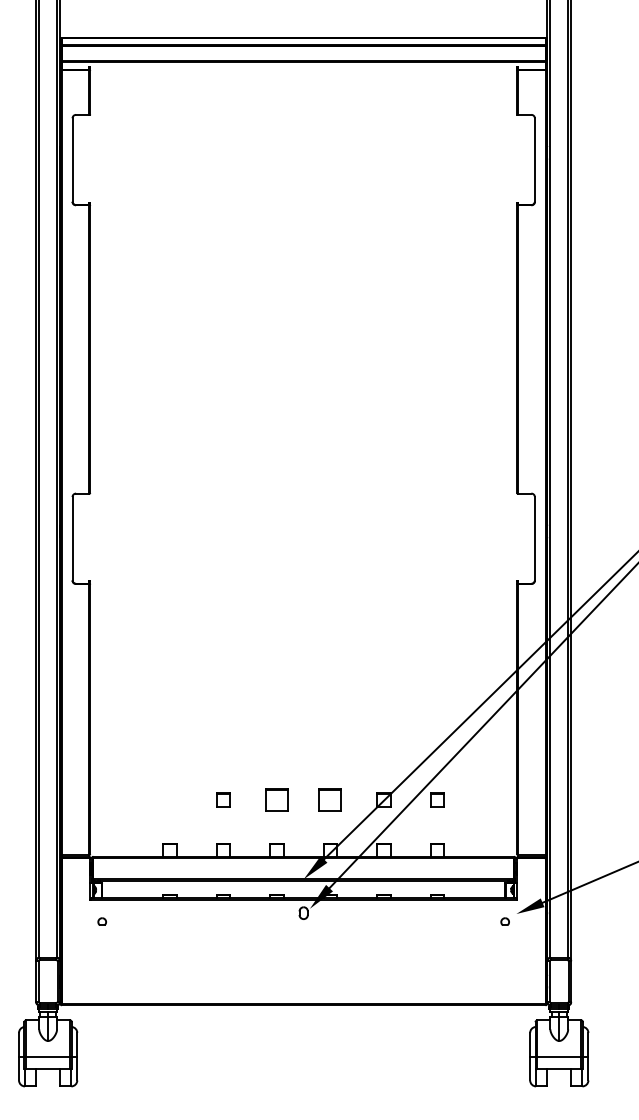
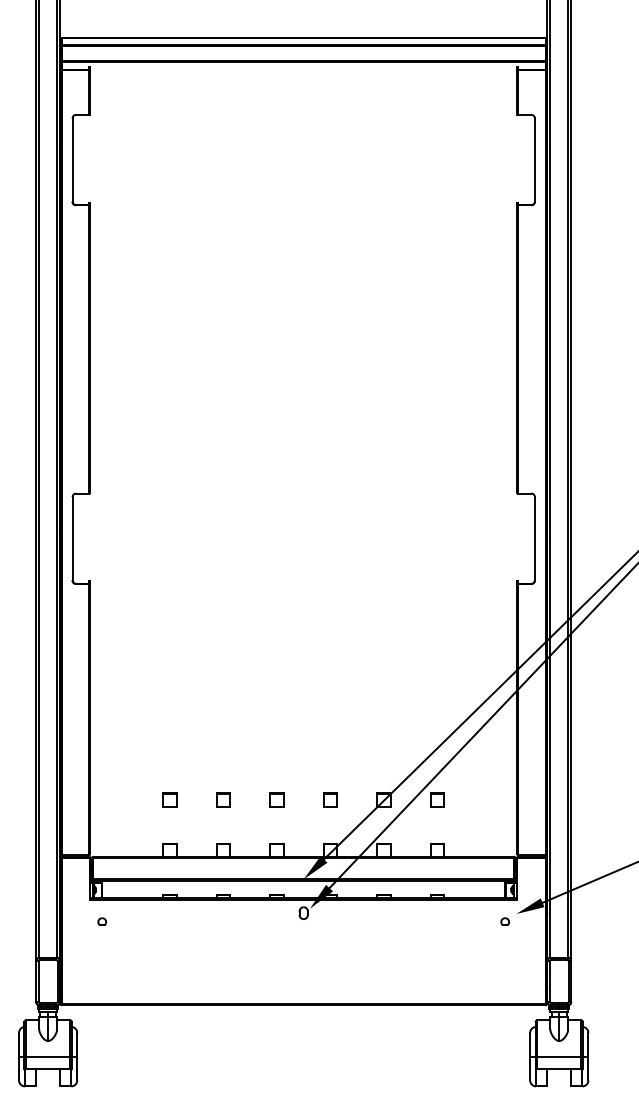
part: none -> present (169, 799)
part size: 24x24 px -> 16x16 px (276, 799)
part size: 24x24 px -> 15x16 px (330, 799)
